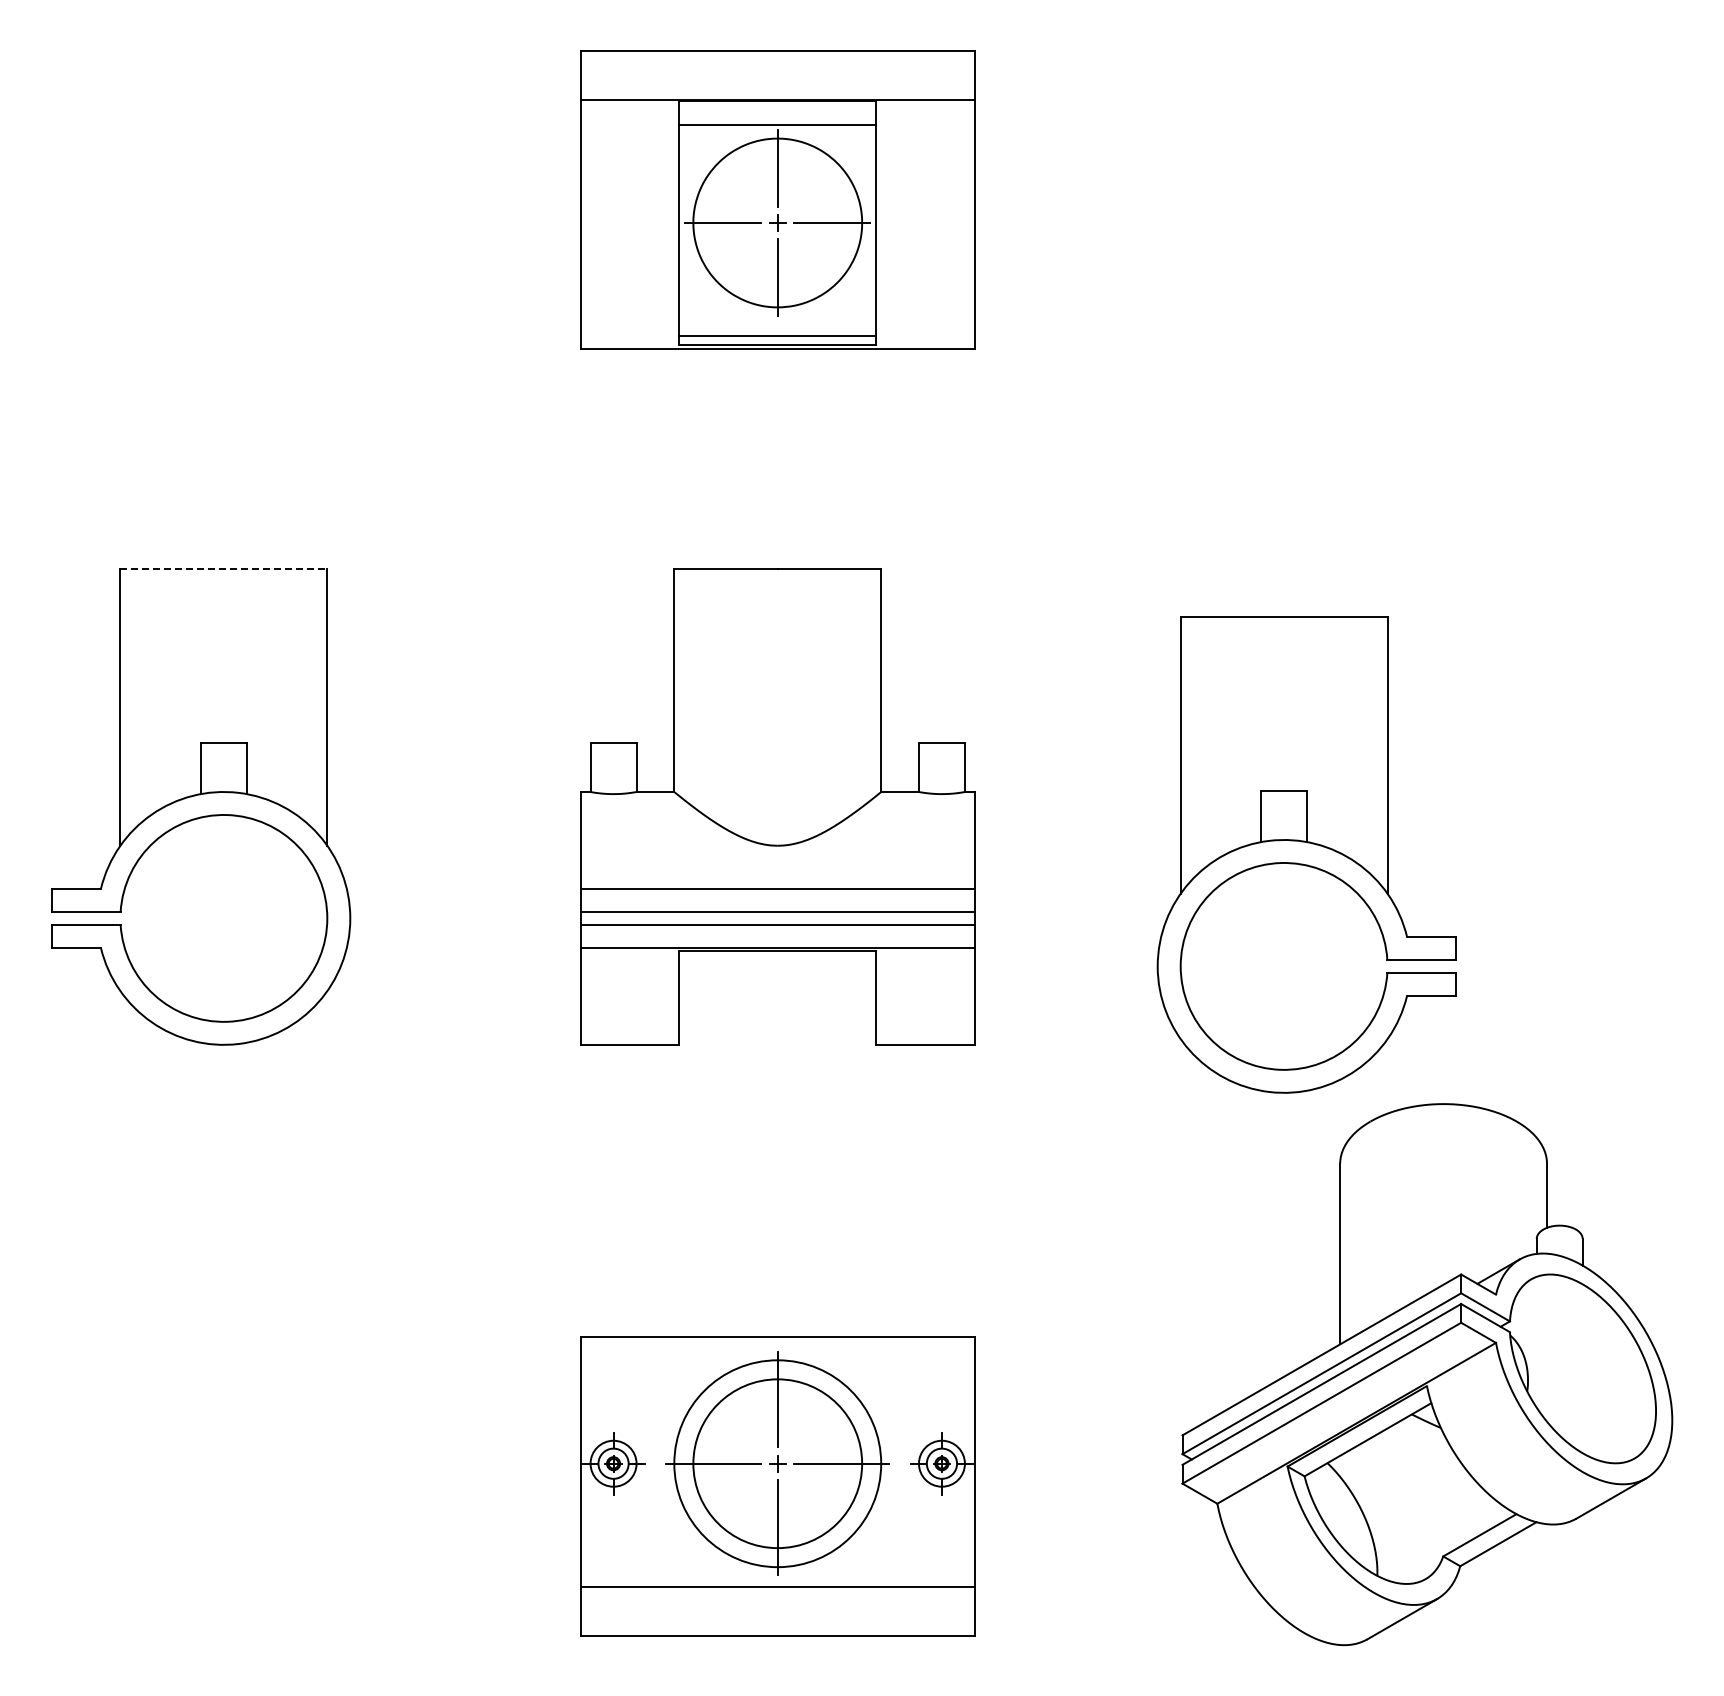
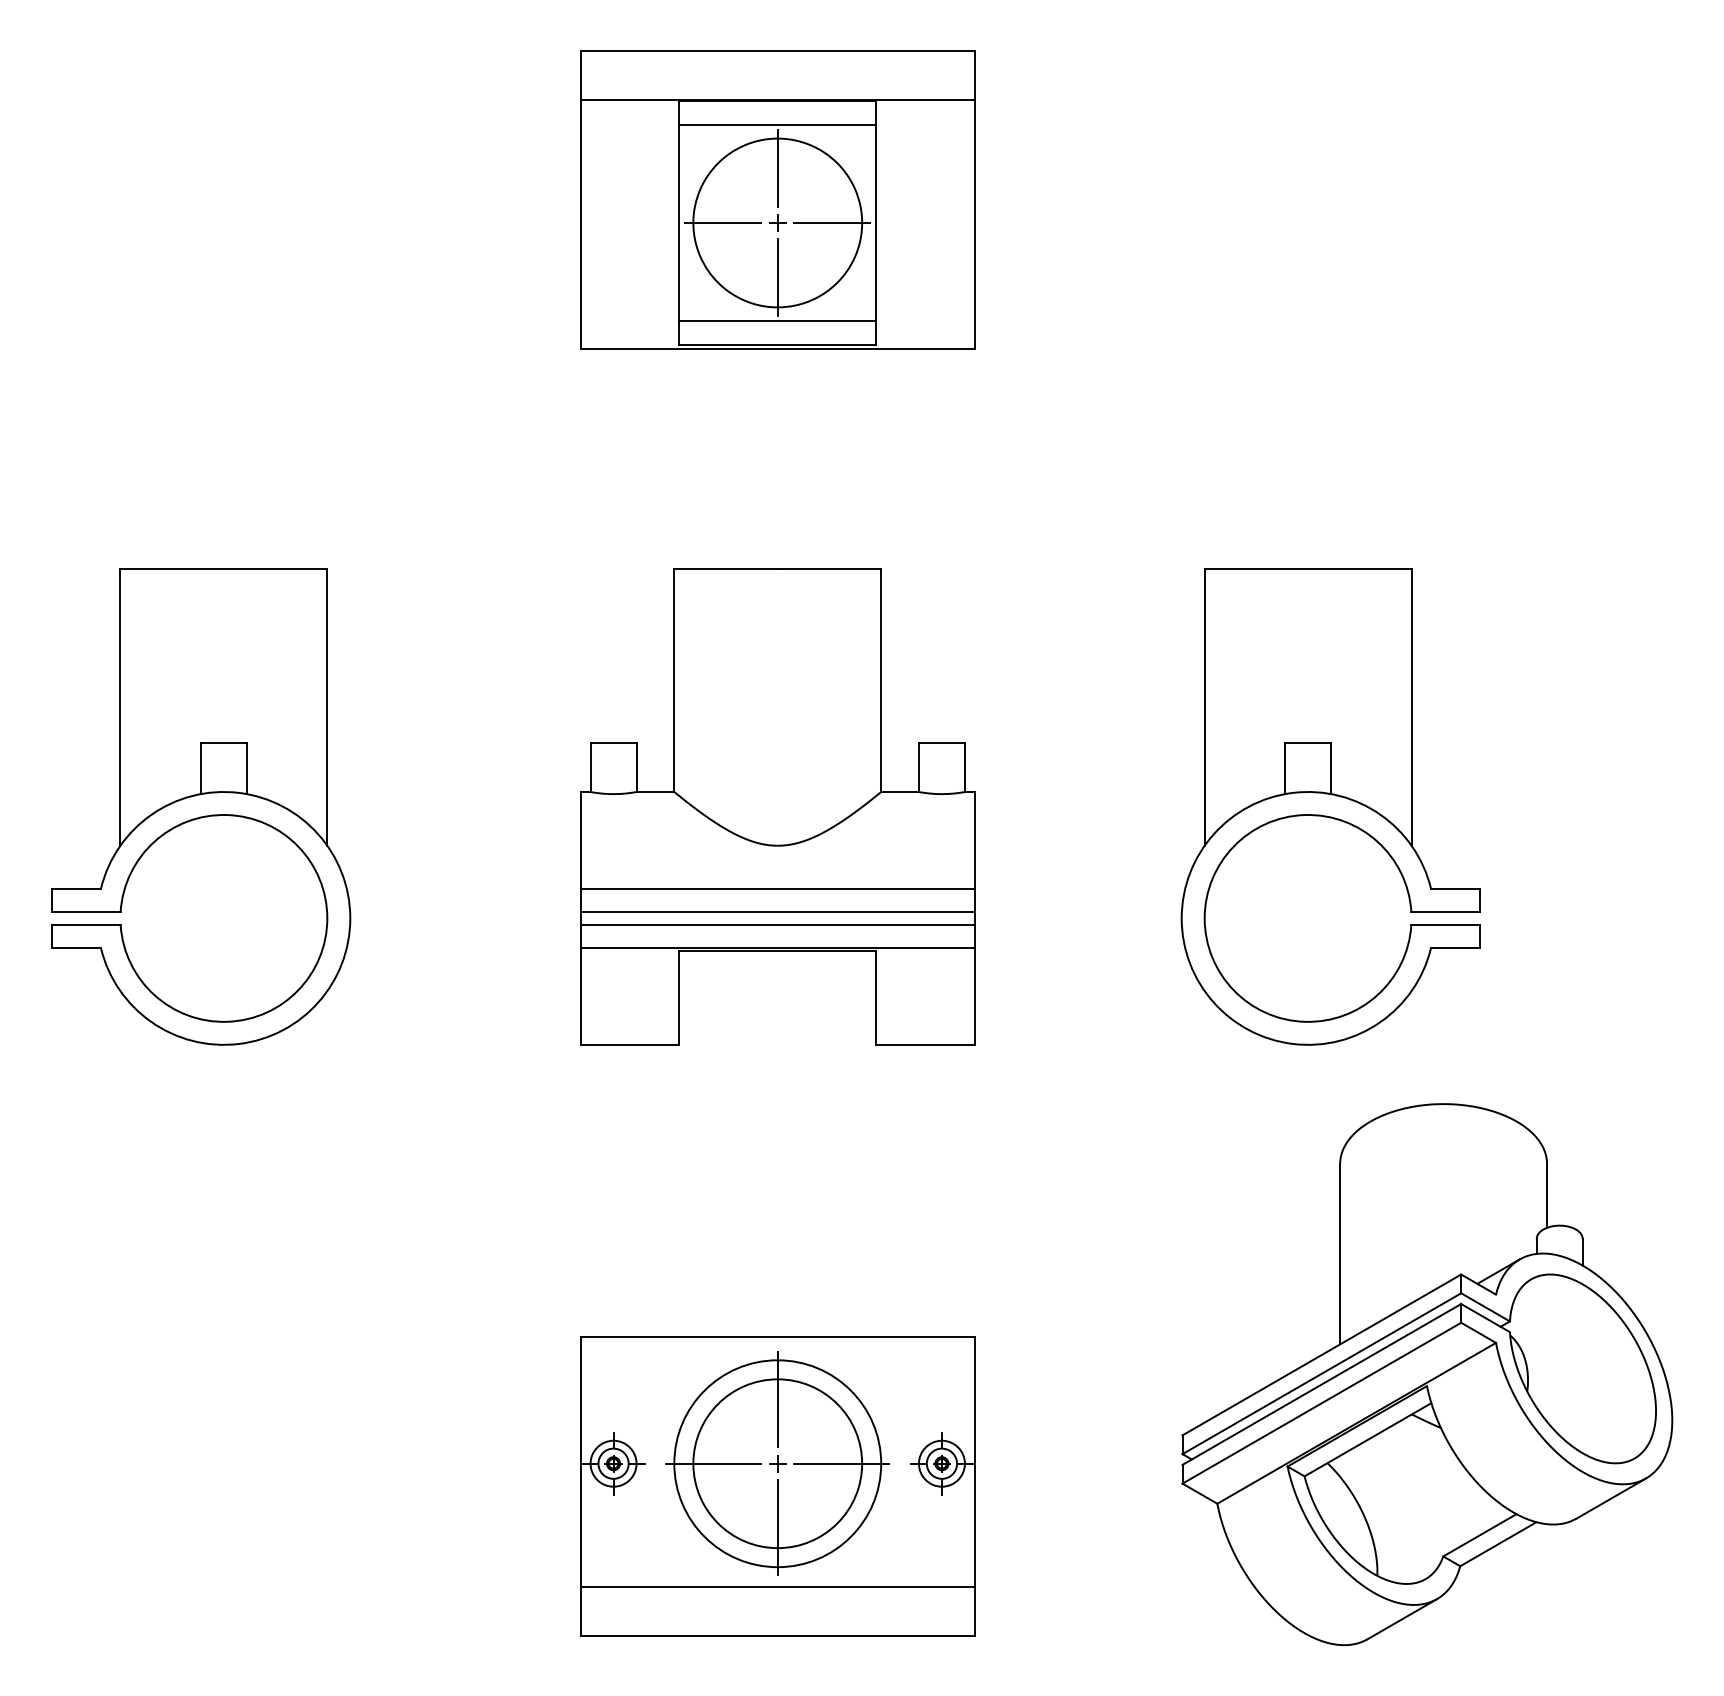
line position: (777, 336) -> (777, 321) (777, 321)
line: dashed -> solid (224, 568)
part position: (1306, 854) -> (1330, 806) (1330, 806)
